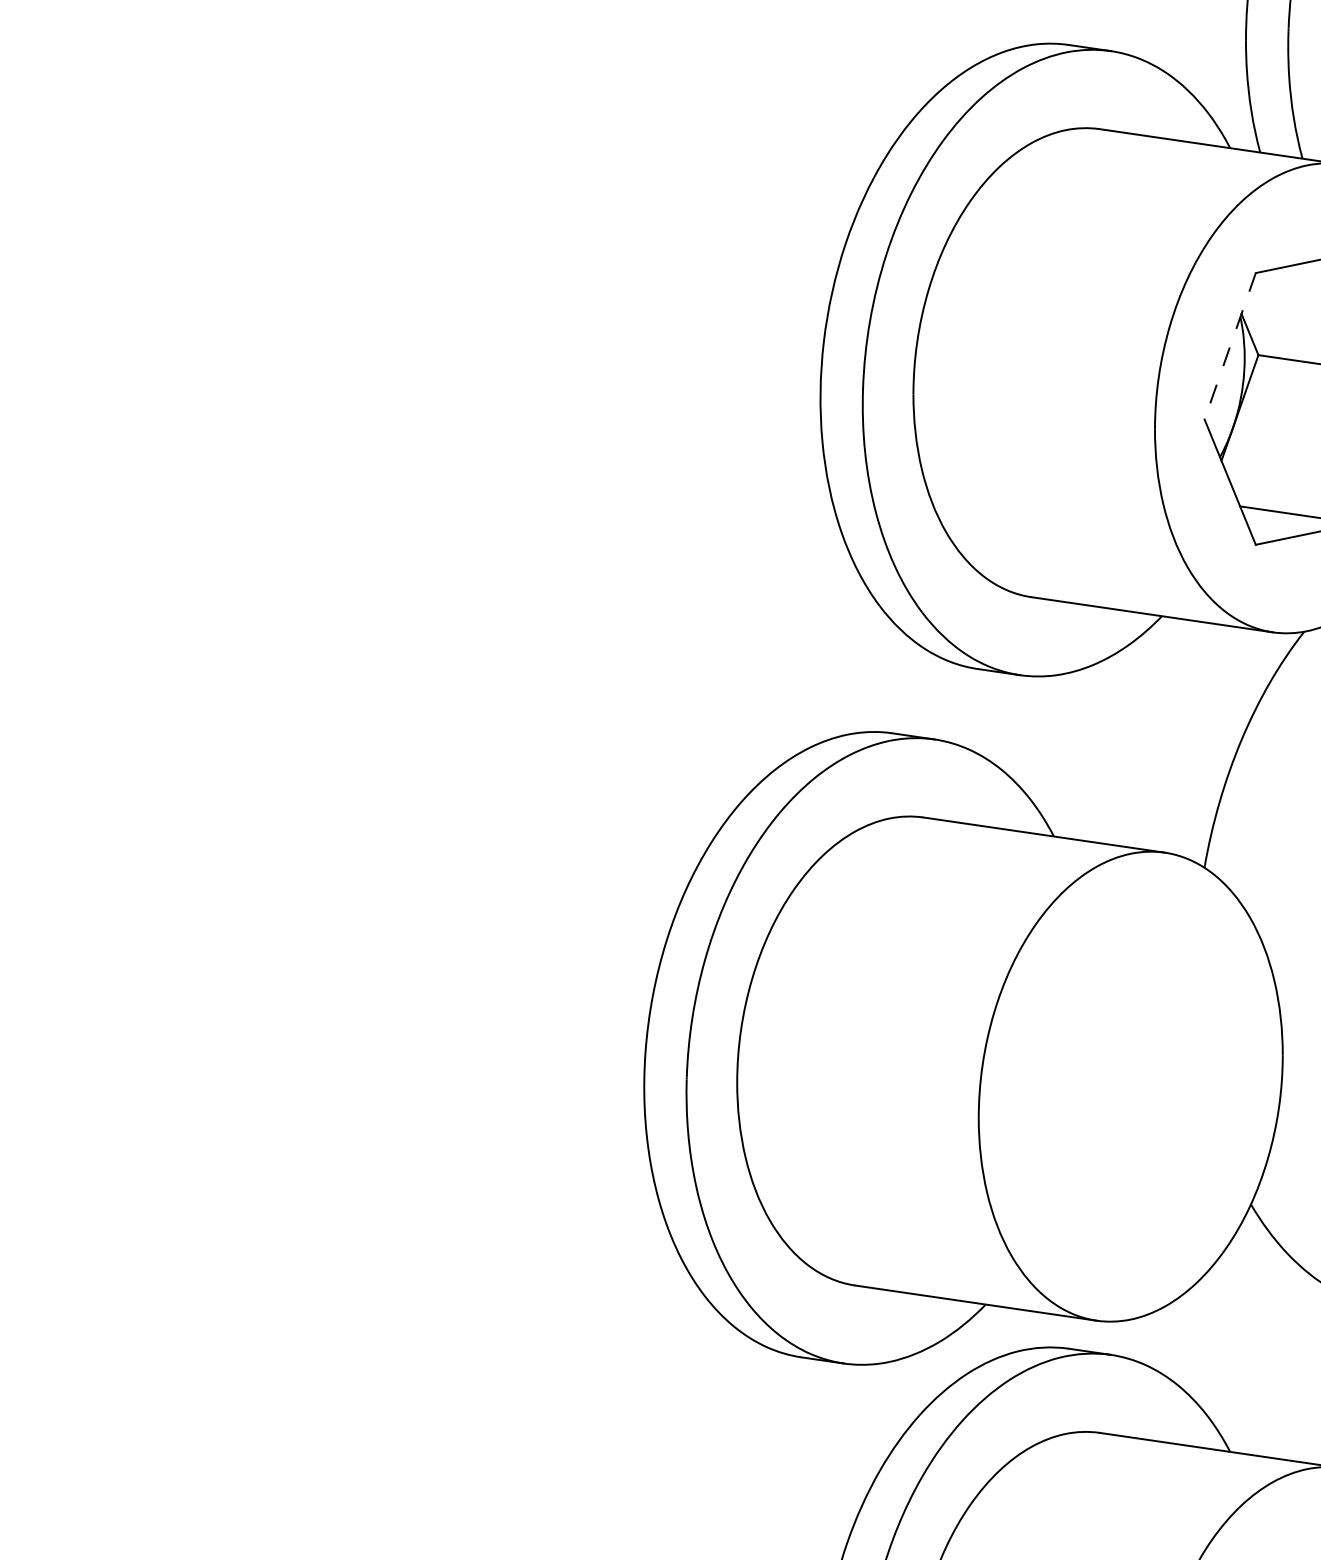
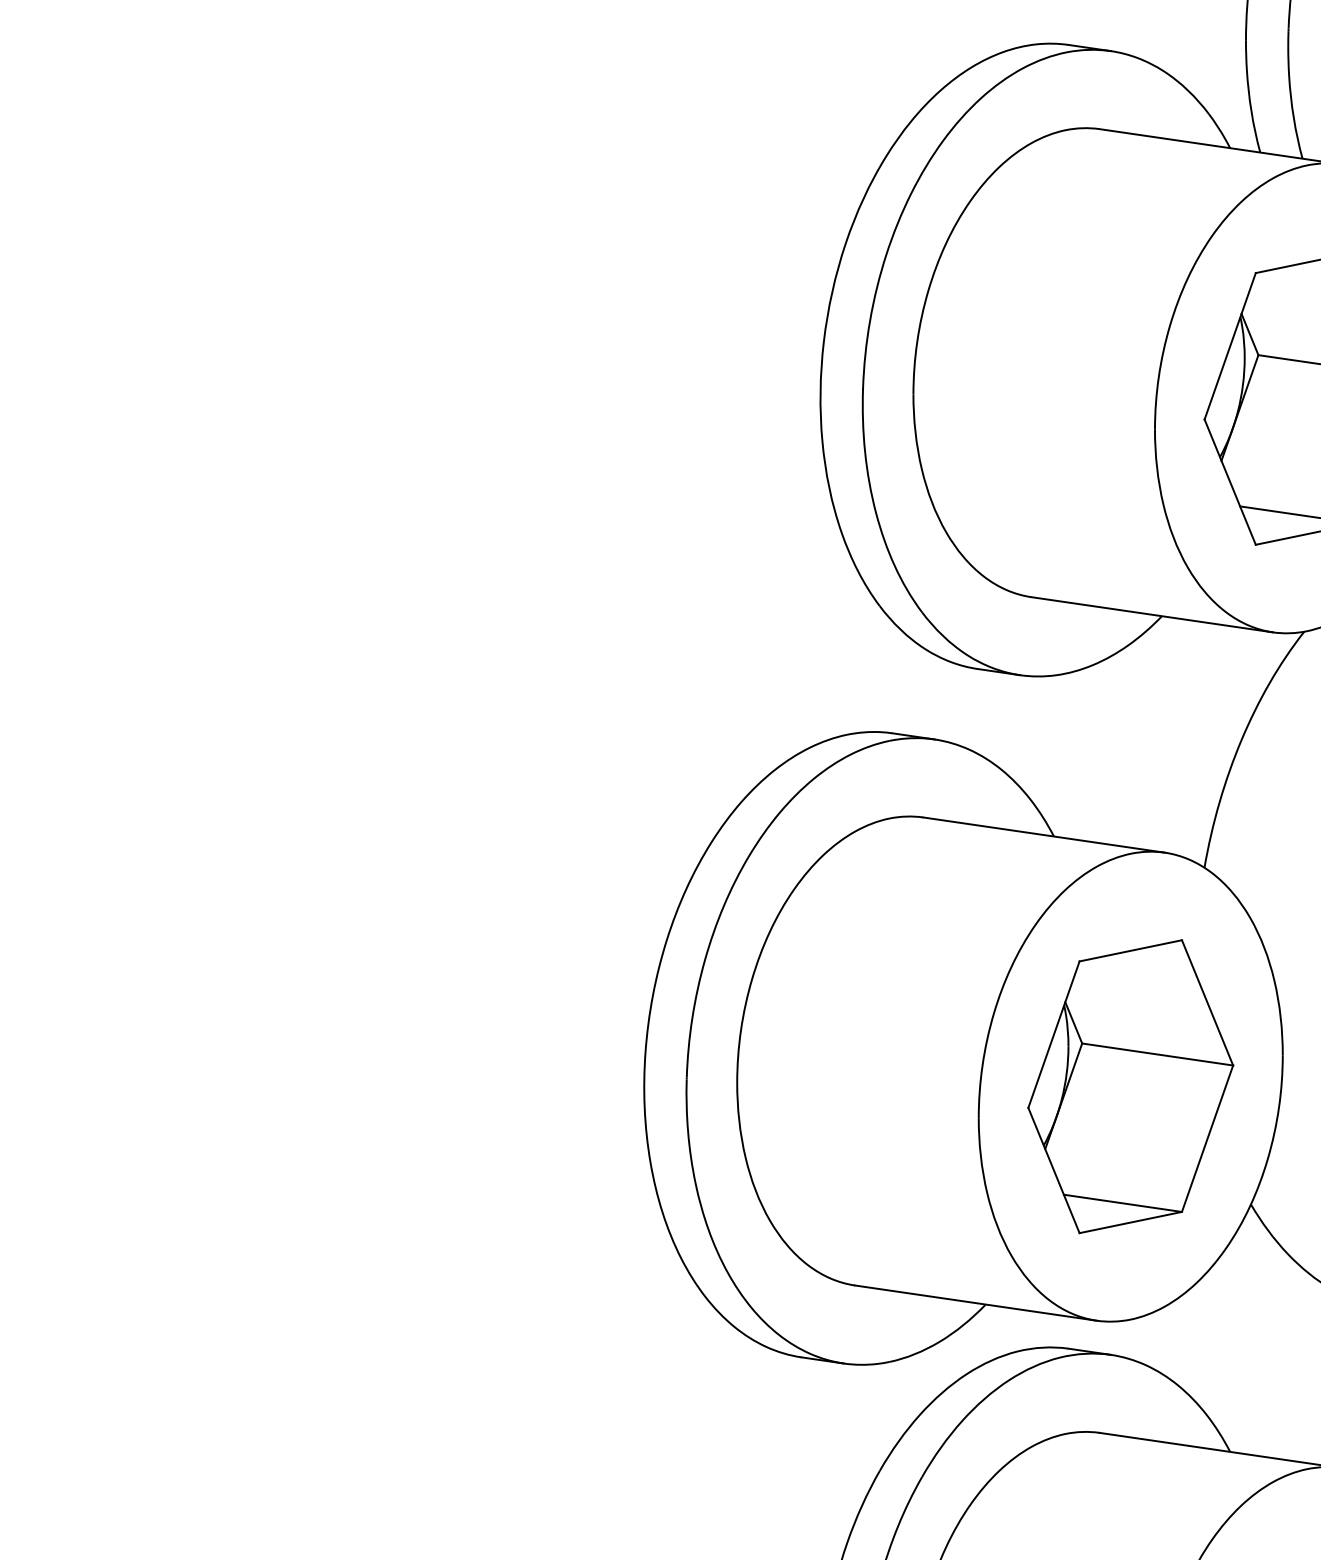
line: dashed -> solid (1230, 346)
part: none -> present (1130, 1086)
